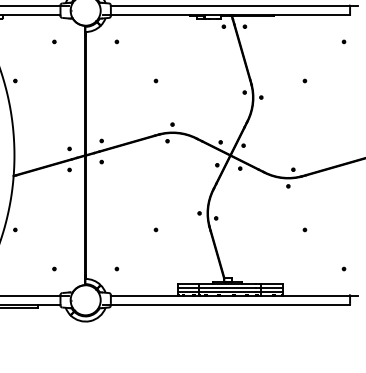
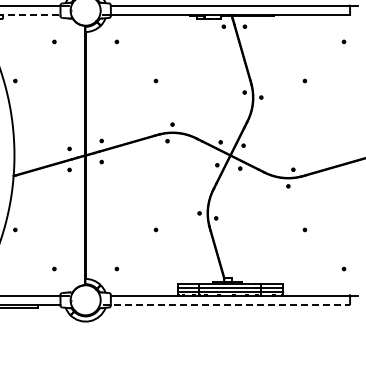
line: solid -> dashed (30, 15)
line: solid -> dashed (226, 304)
